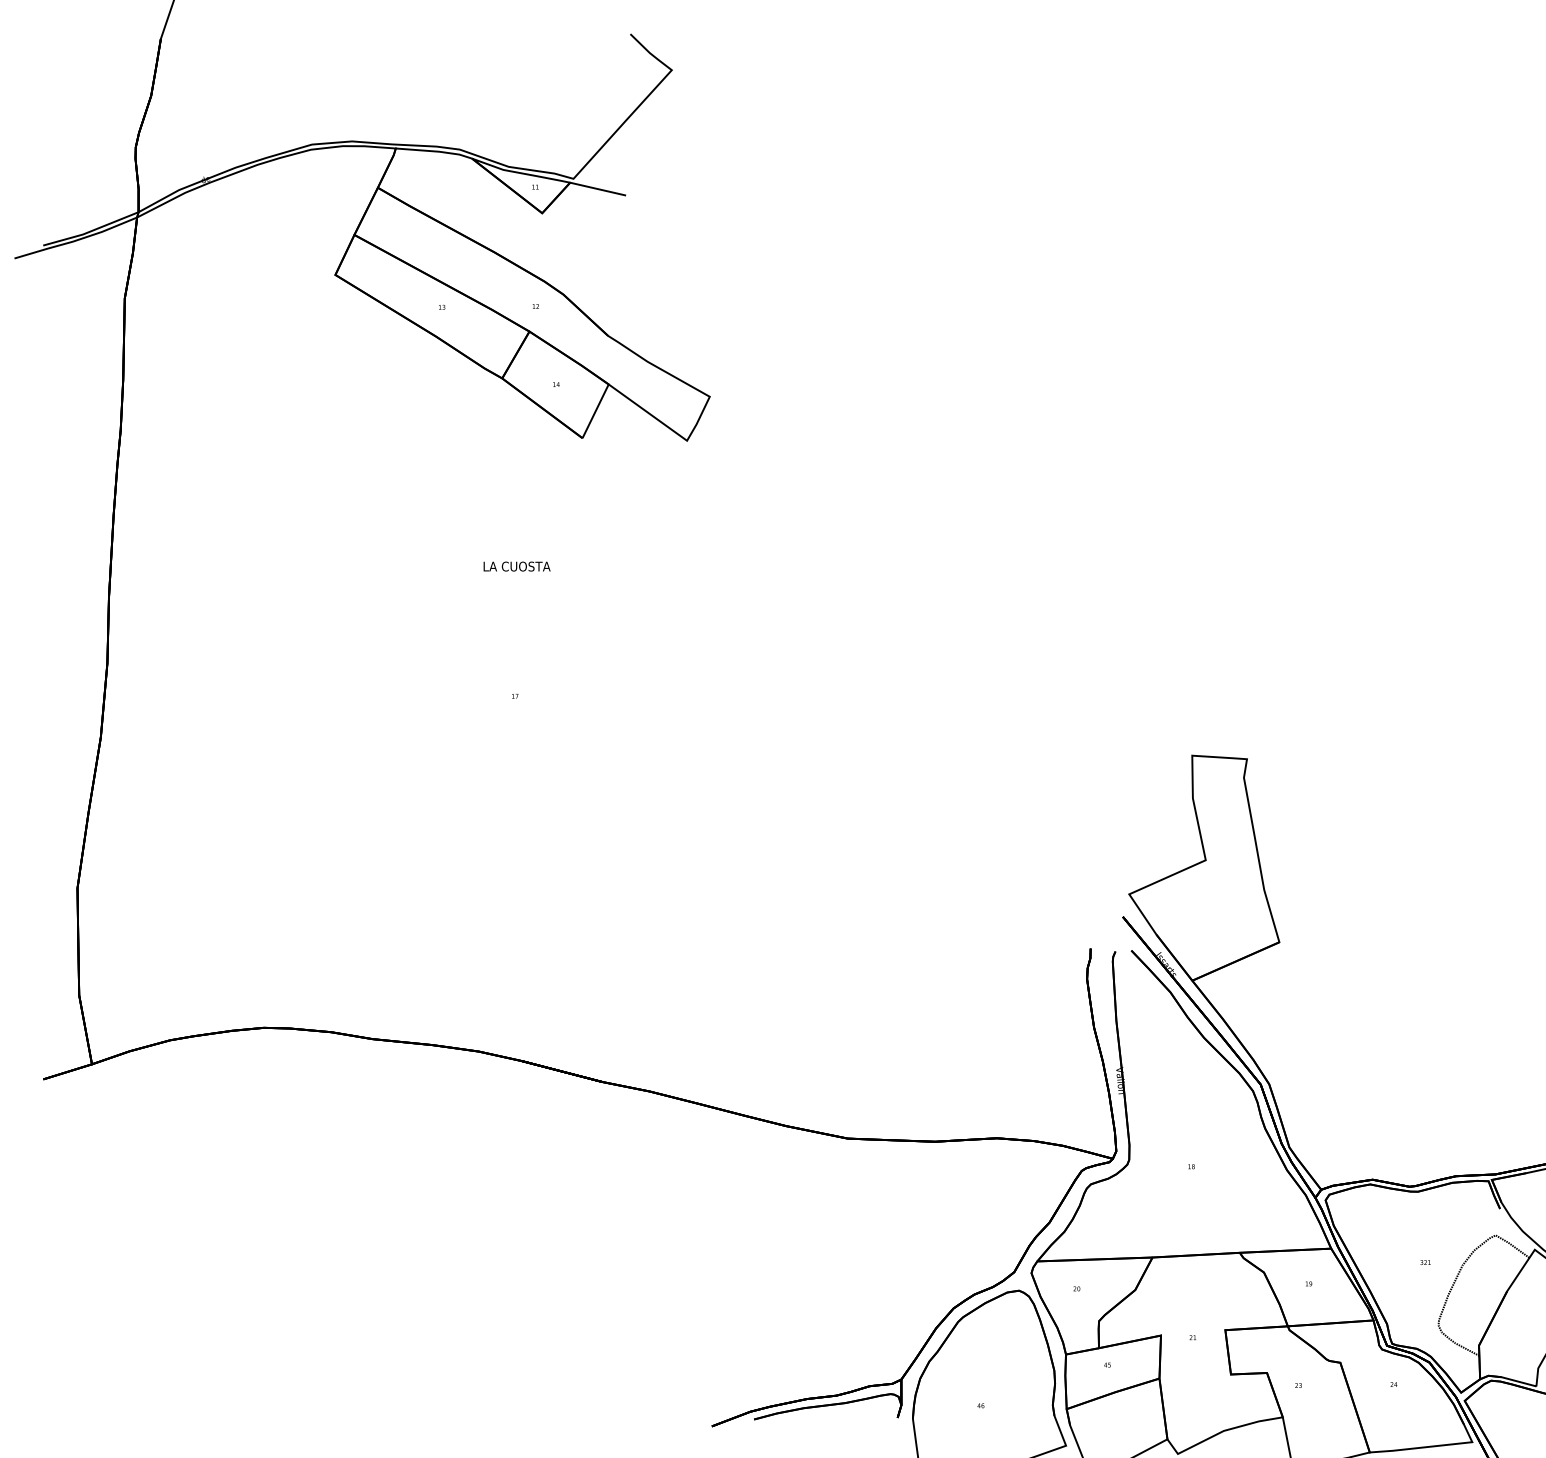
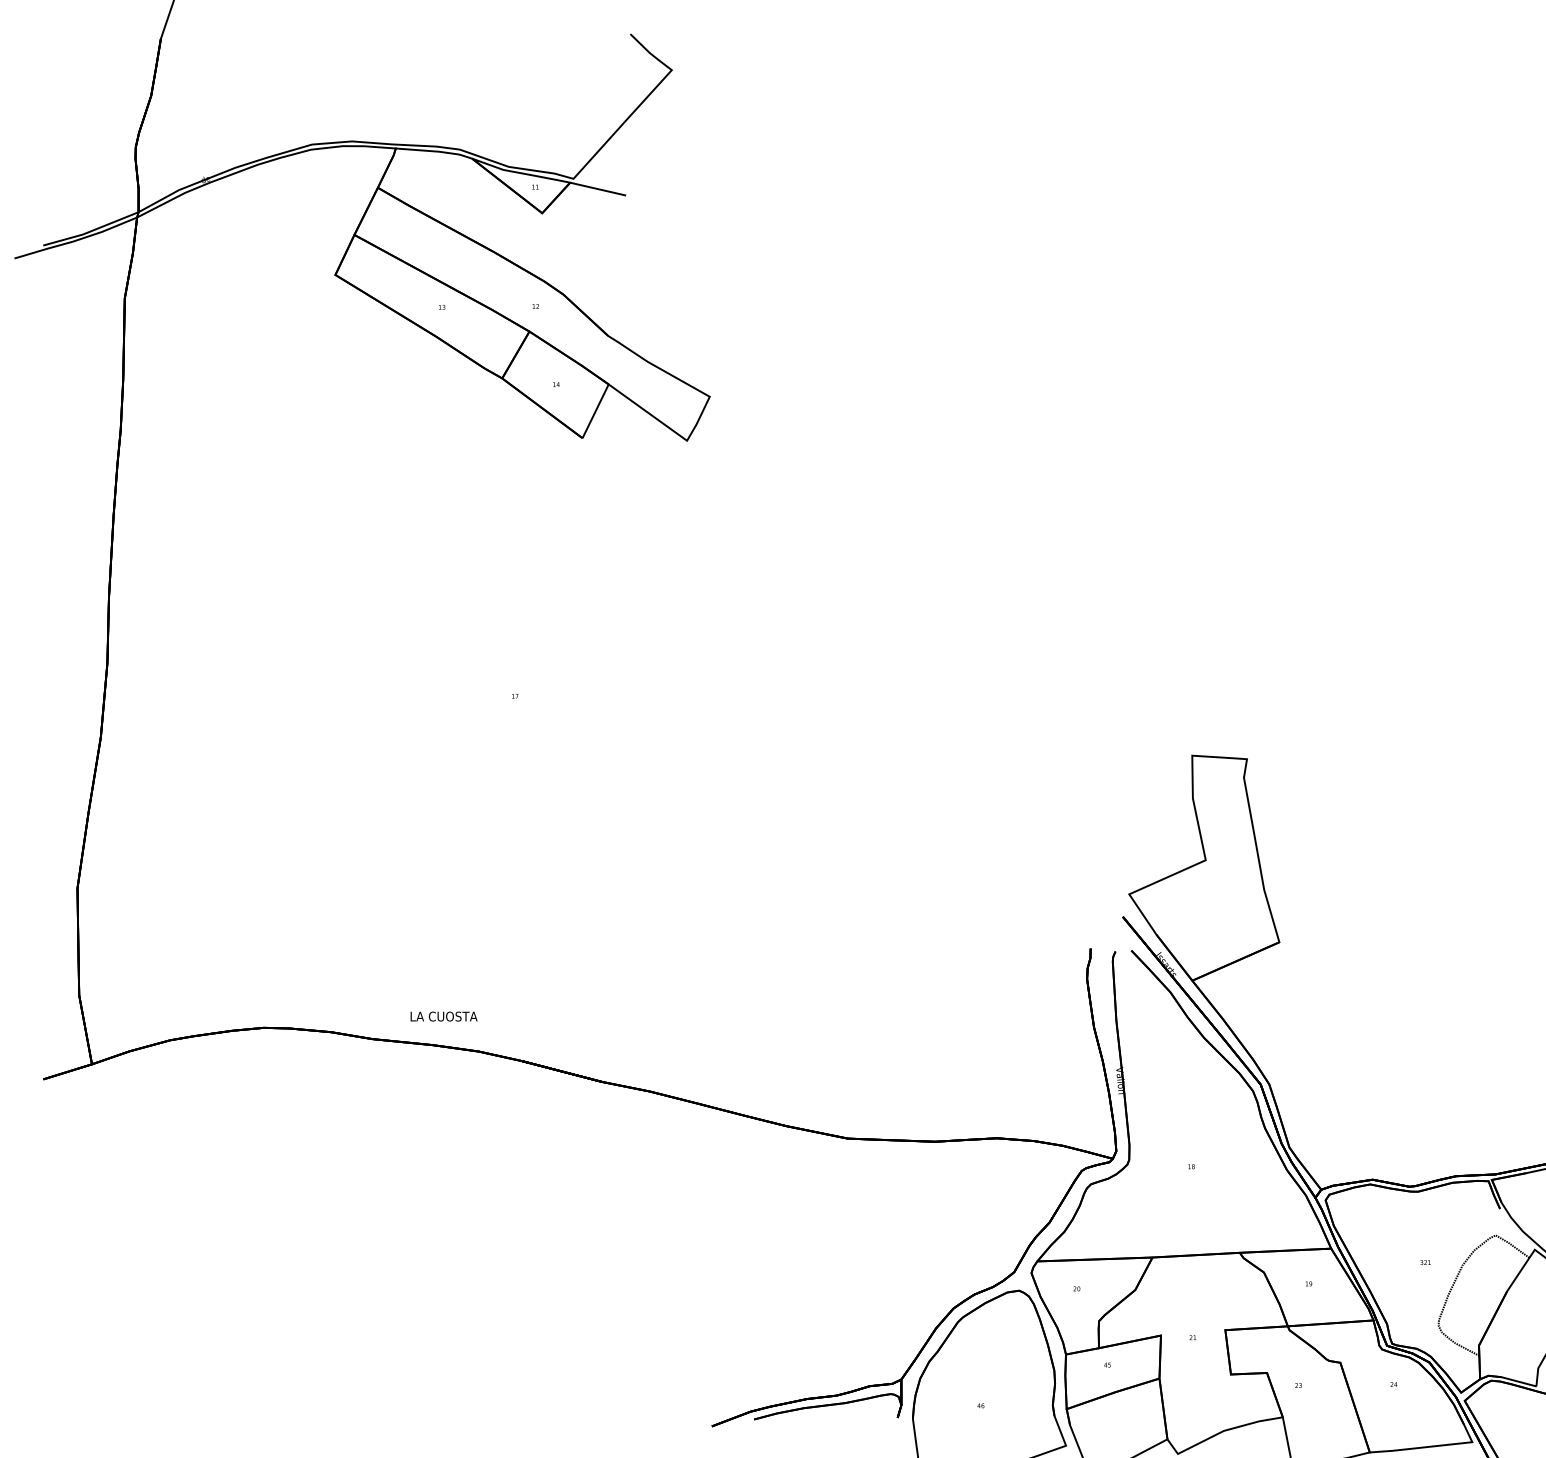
text position: (516, 566) -> (443, 1016) (443, 1016)
